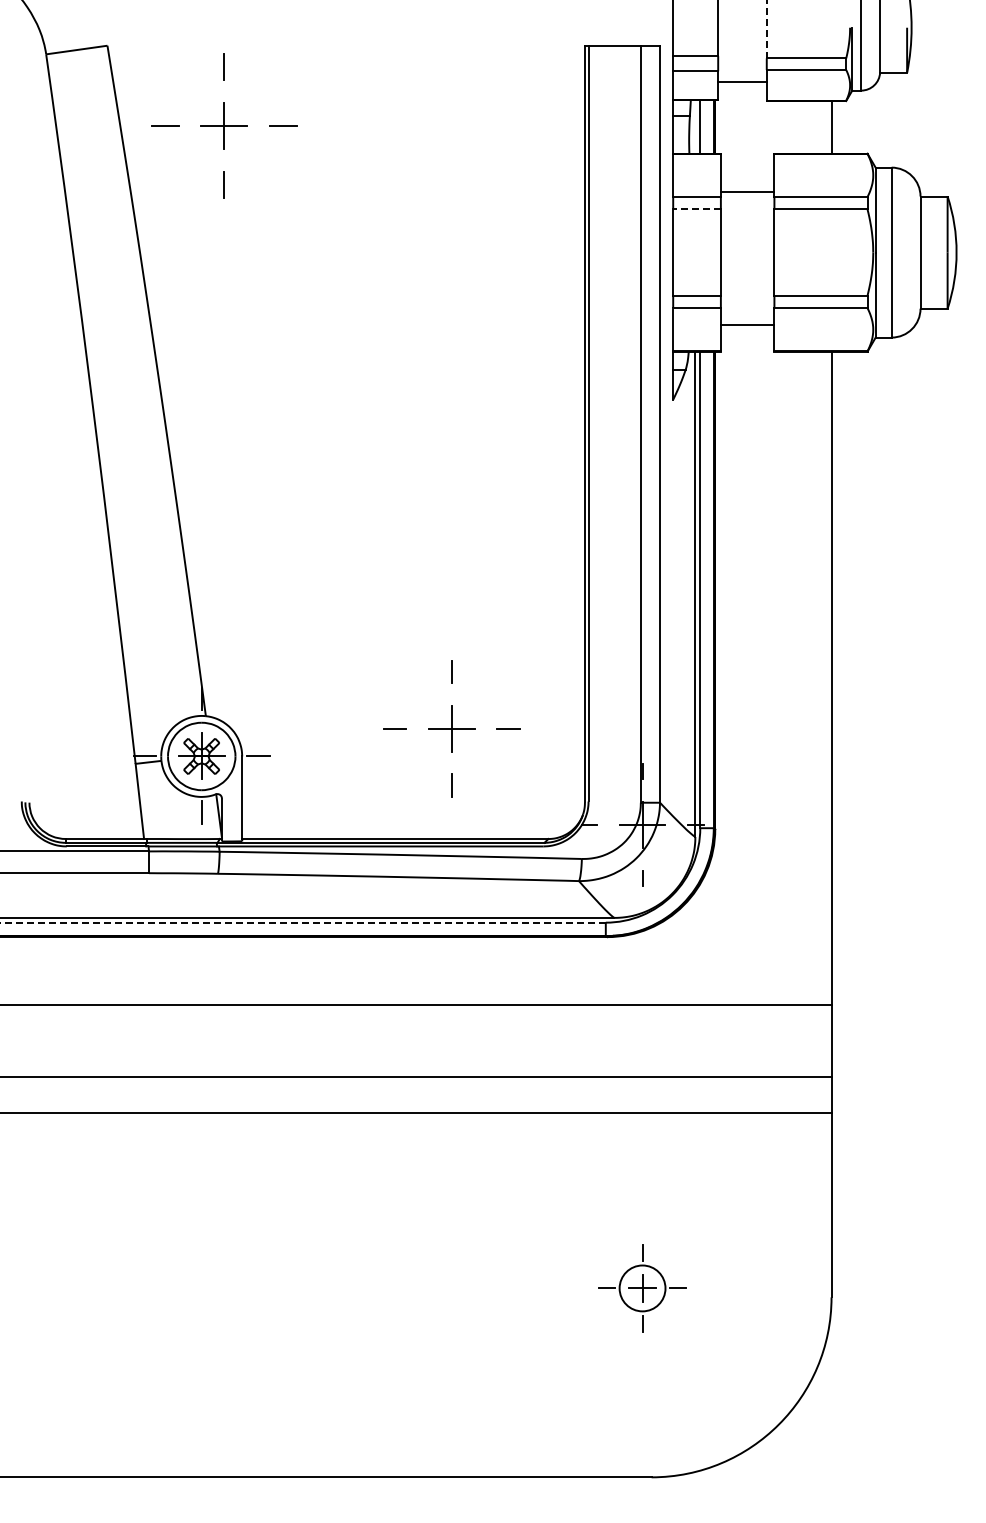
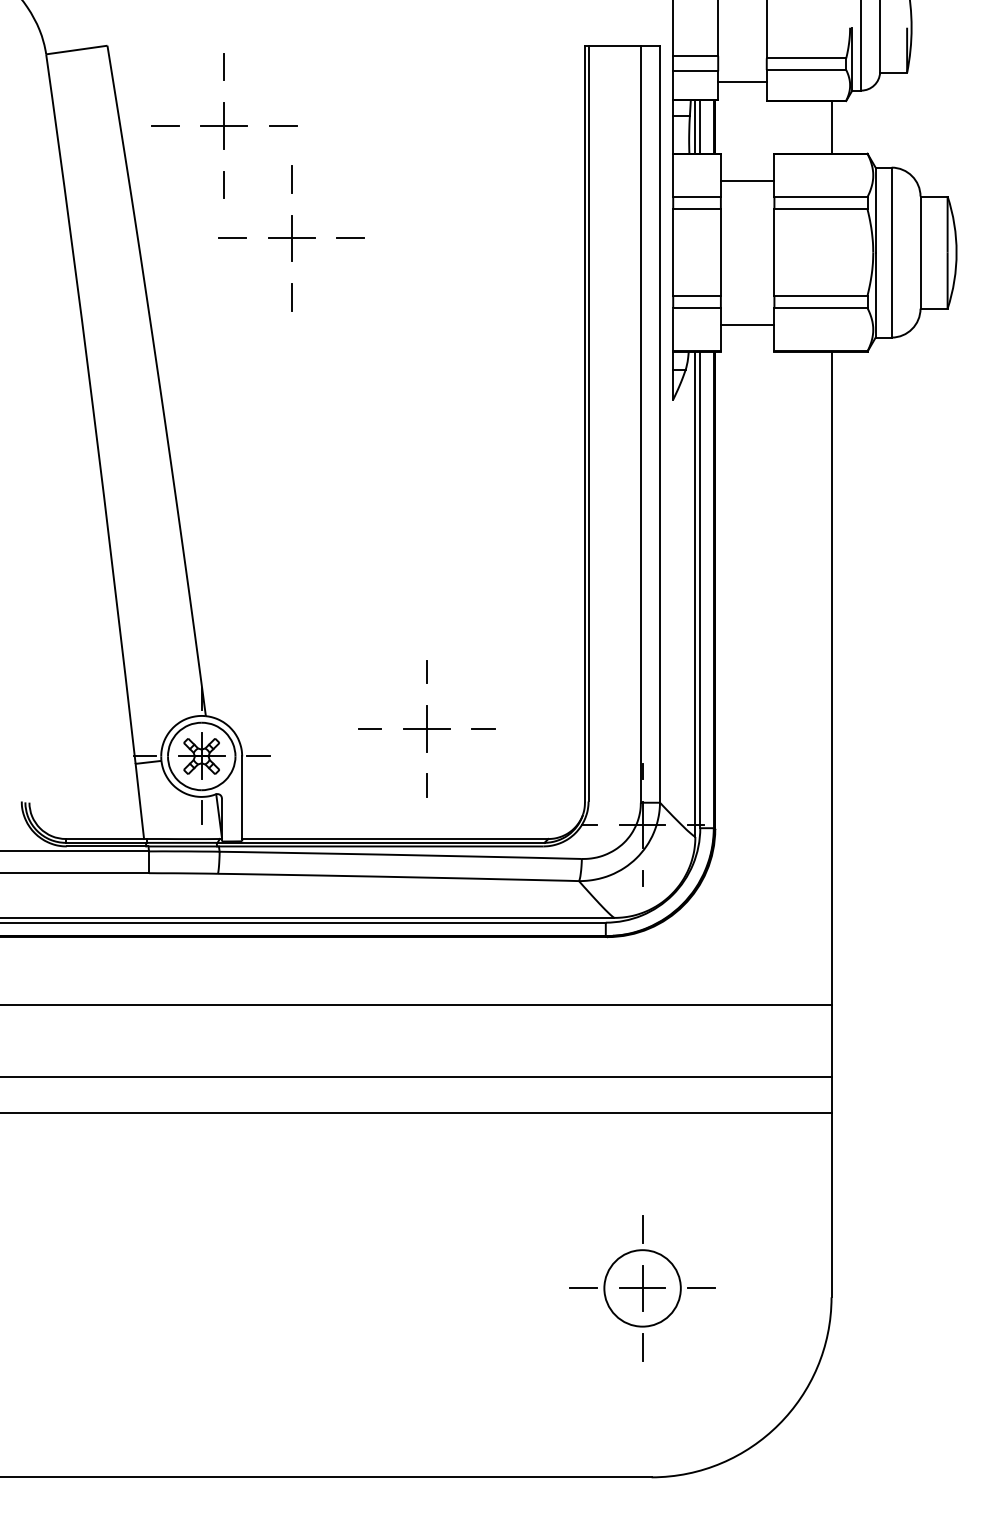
line: dashed -> solid (766, 29)
line: none -> present (695, 126)
line position: (747, 191) -> (747, 180) (747, 180)
line: dashed -> solid (697, 209)
part: none -> present (291, 238)
part position: (451, 728) -> (426, 728) (426, 728)
line: dashed -> solid (302, 922)
part size: 89x89 px -> 147x147 px (642, 1288)
